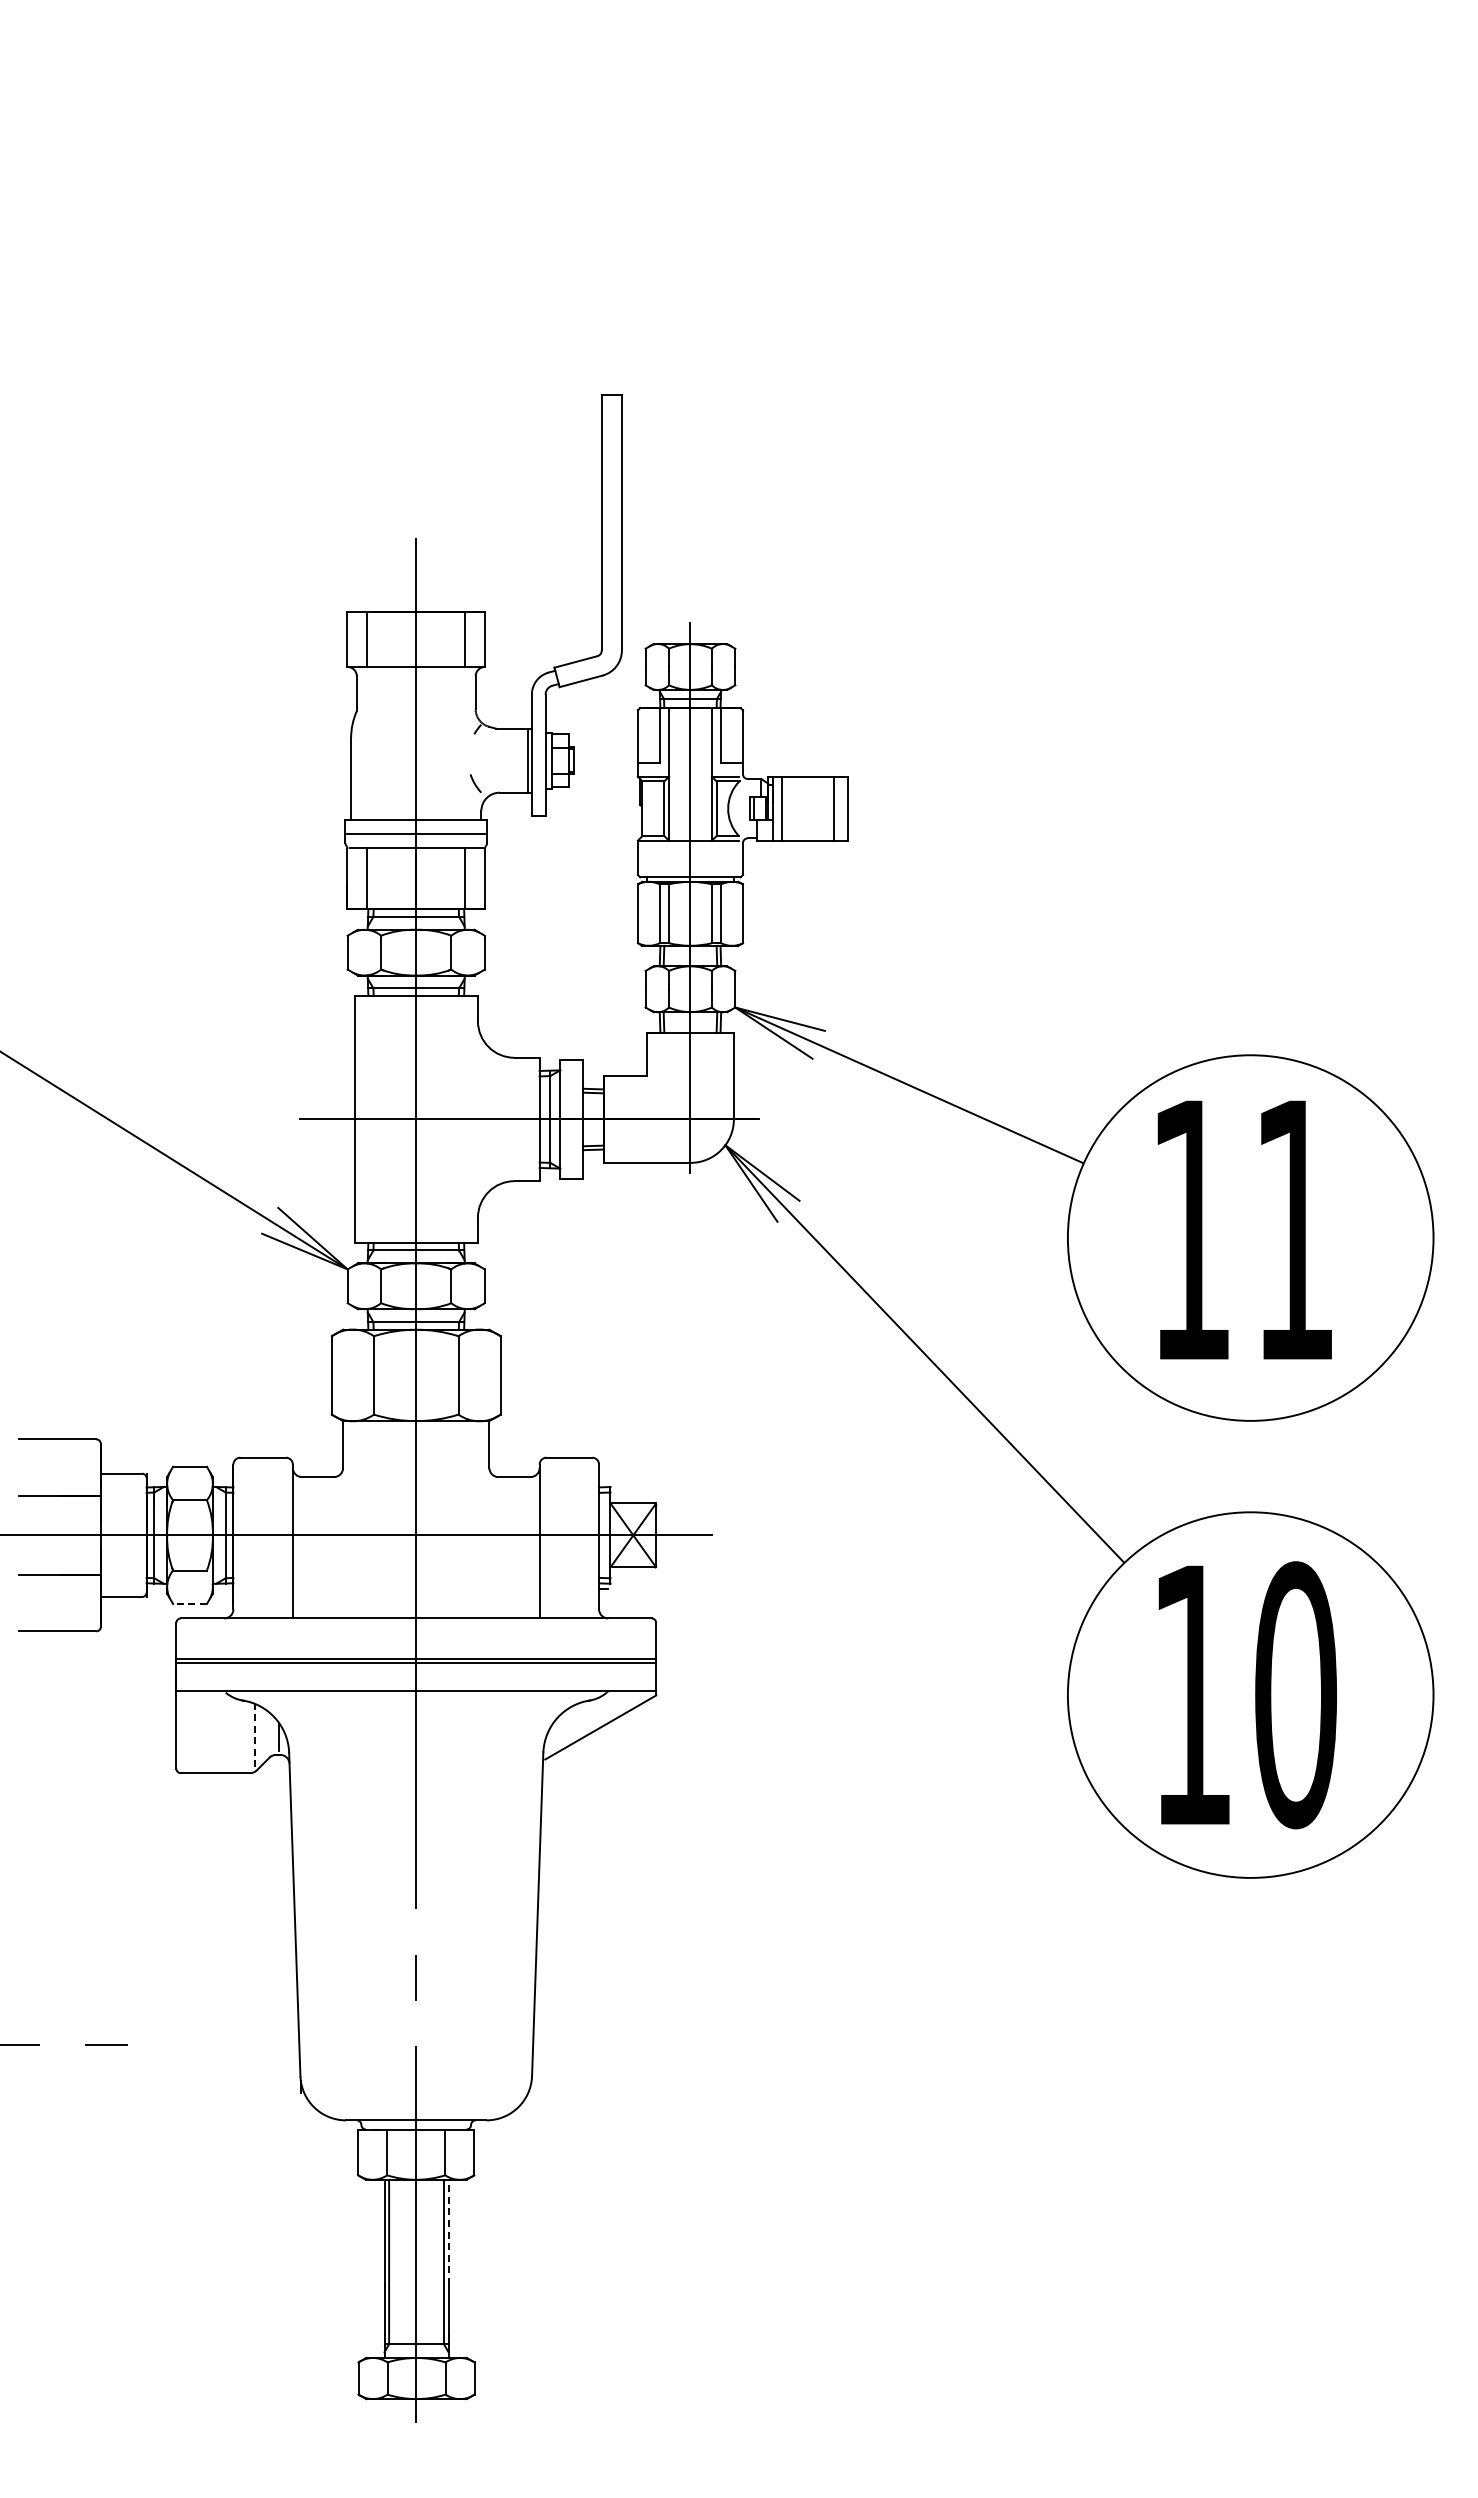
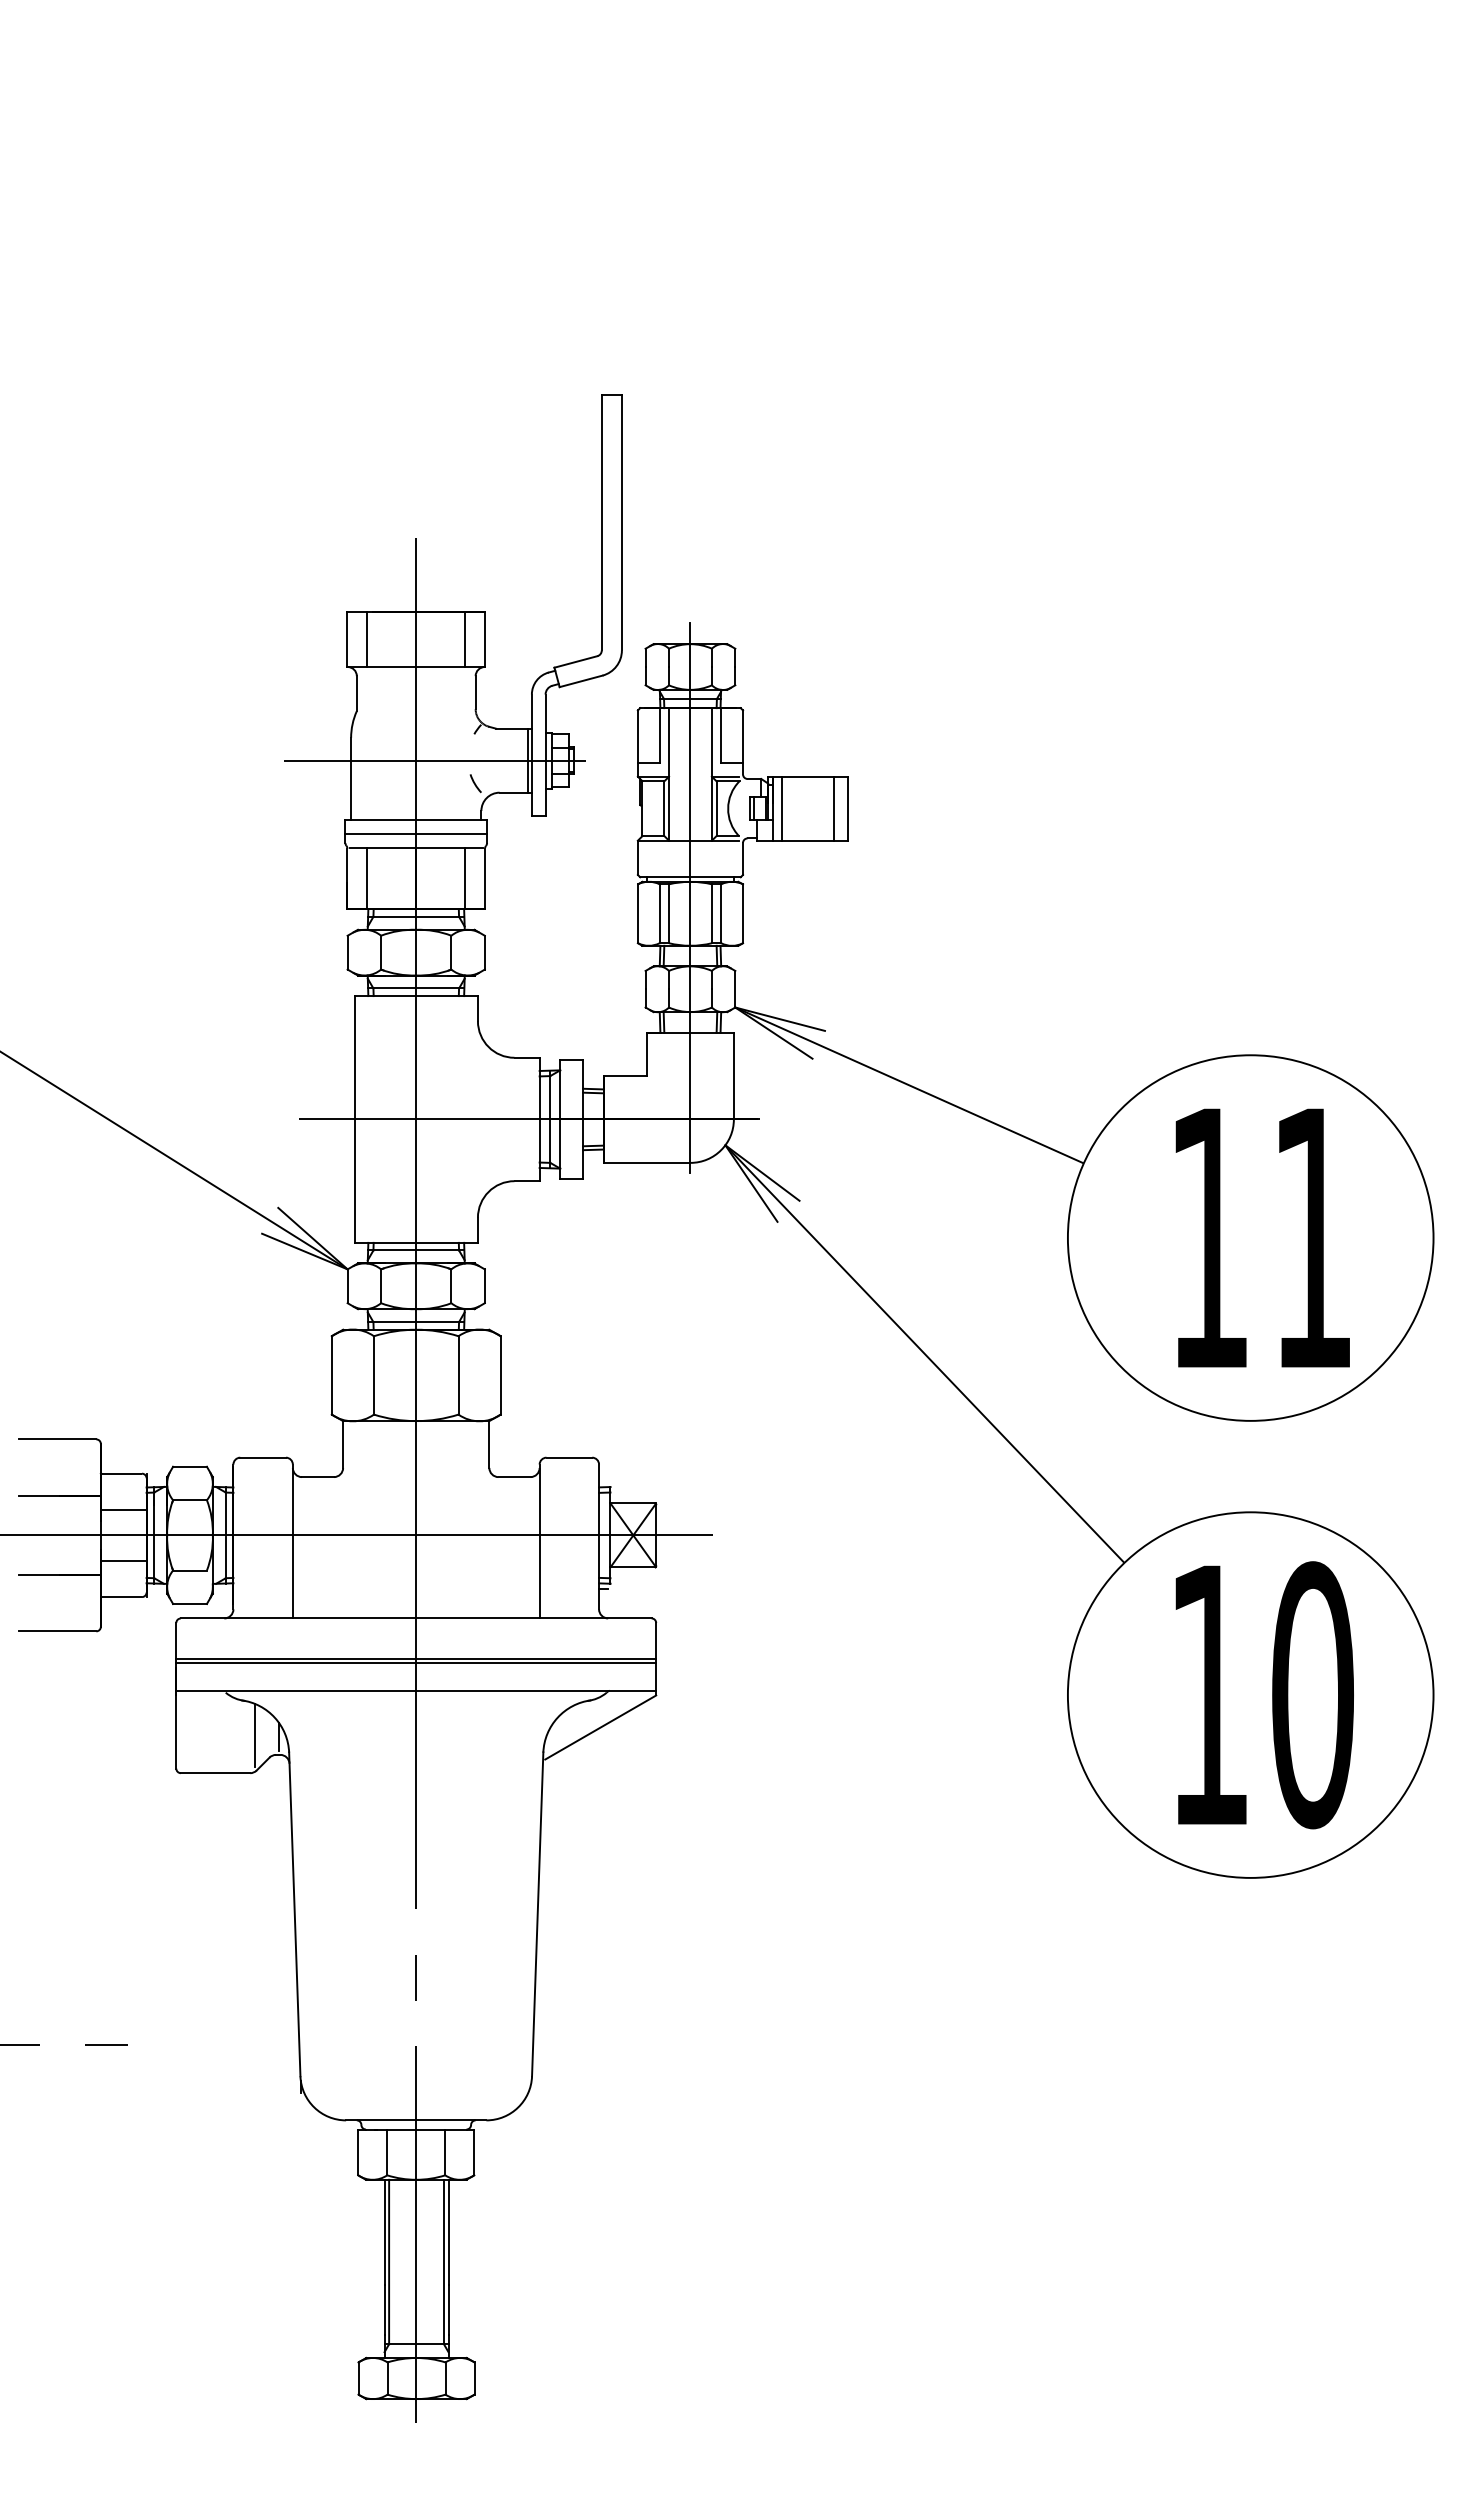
line: none -> present (434, 760)
text position: (1244, 1229) -> (1262, 1237) (1262, 1237)
line: none -> present (123, 1509)
line: none -> present (123, 1560)
line: dashed -> solid (190, 1603)
text position: (1247, 1695) -> (1264, 1695) (1264, 1695)
line: dashed -> solid (254, 1735)
line: dashed -> solid (448, 2232)
